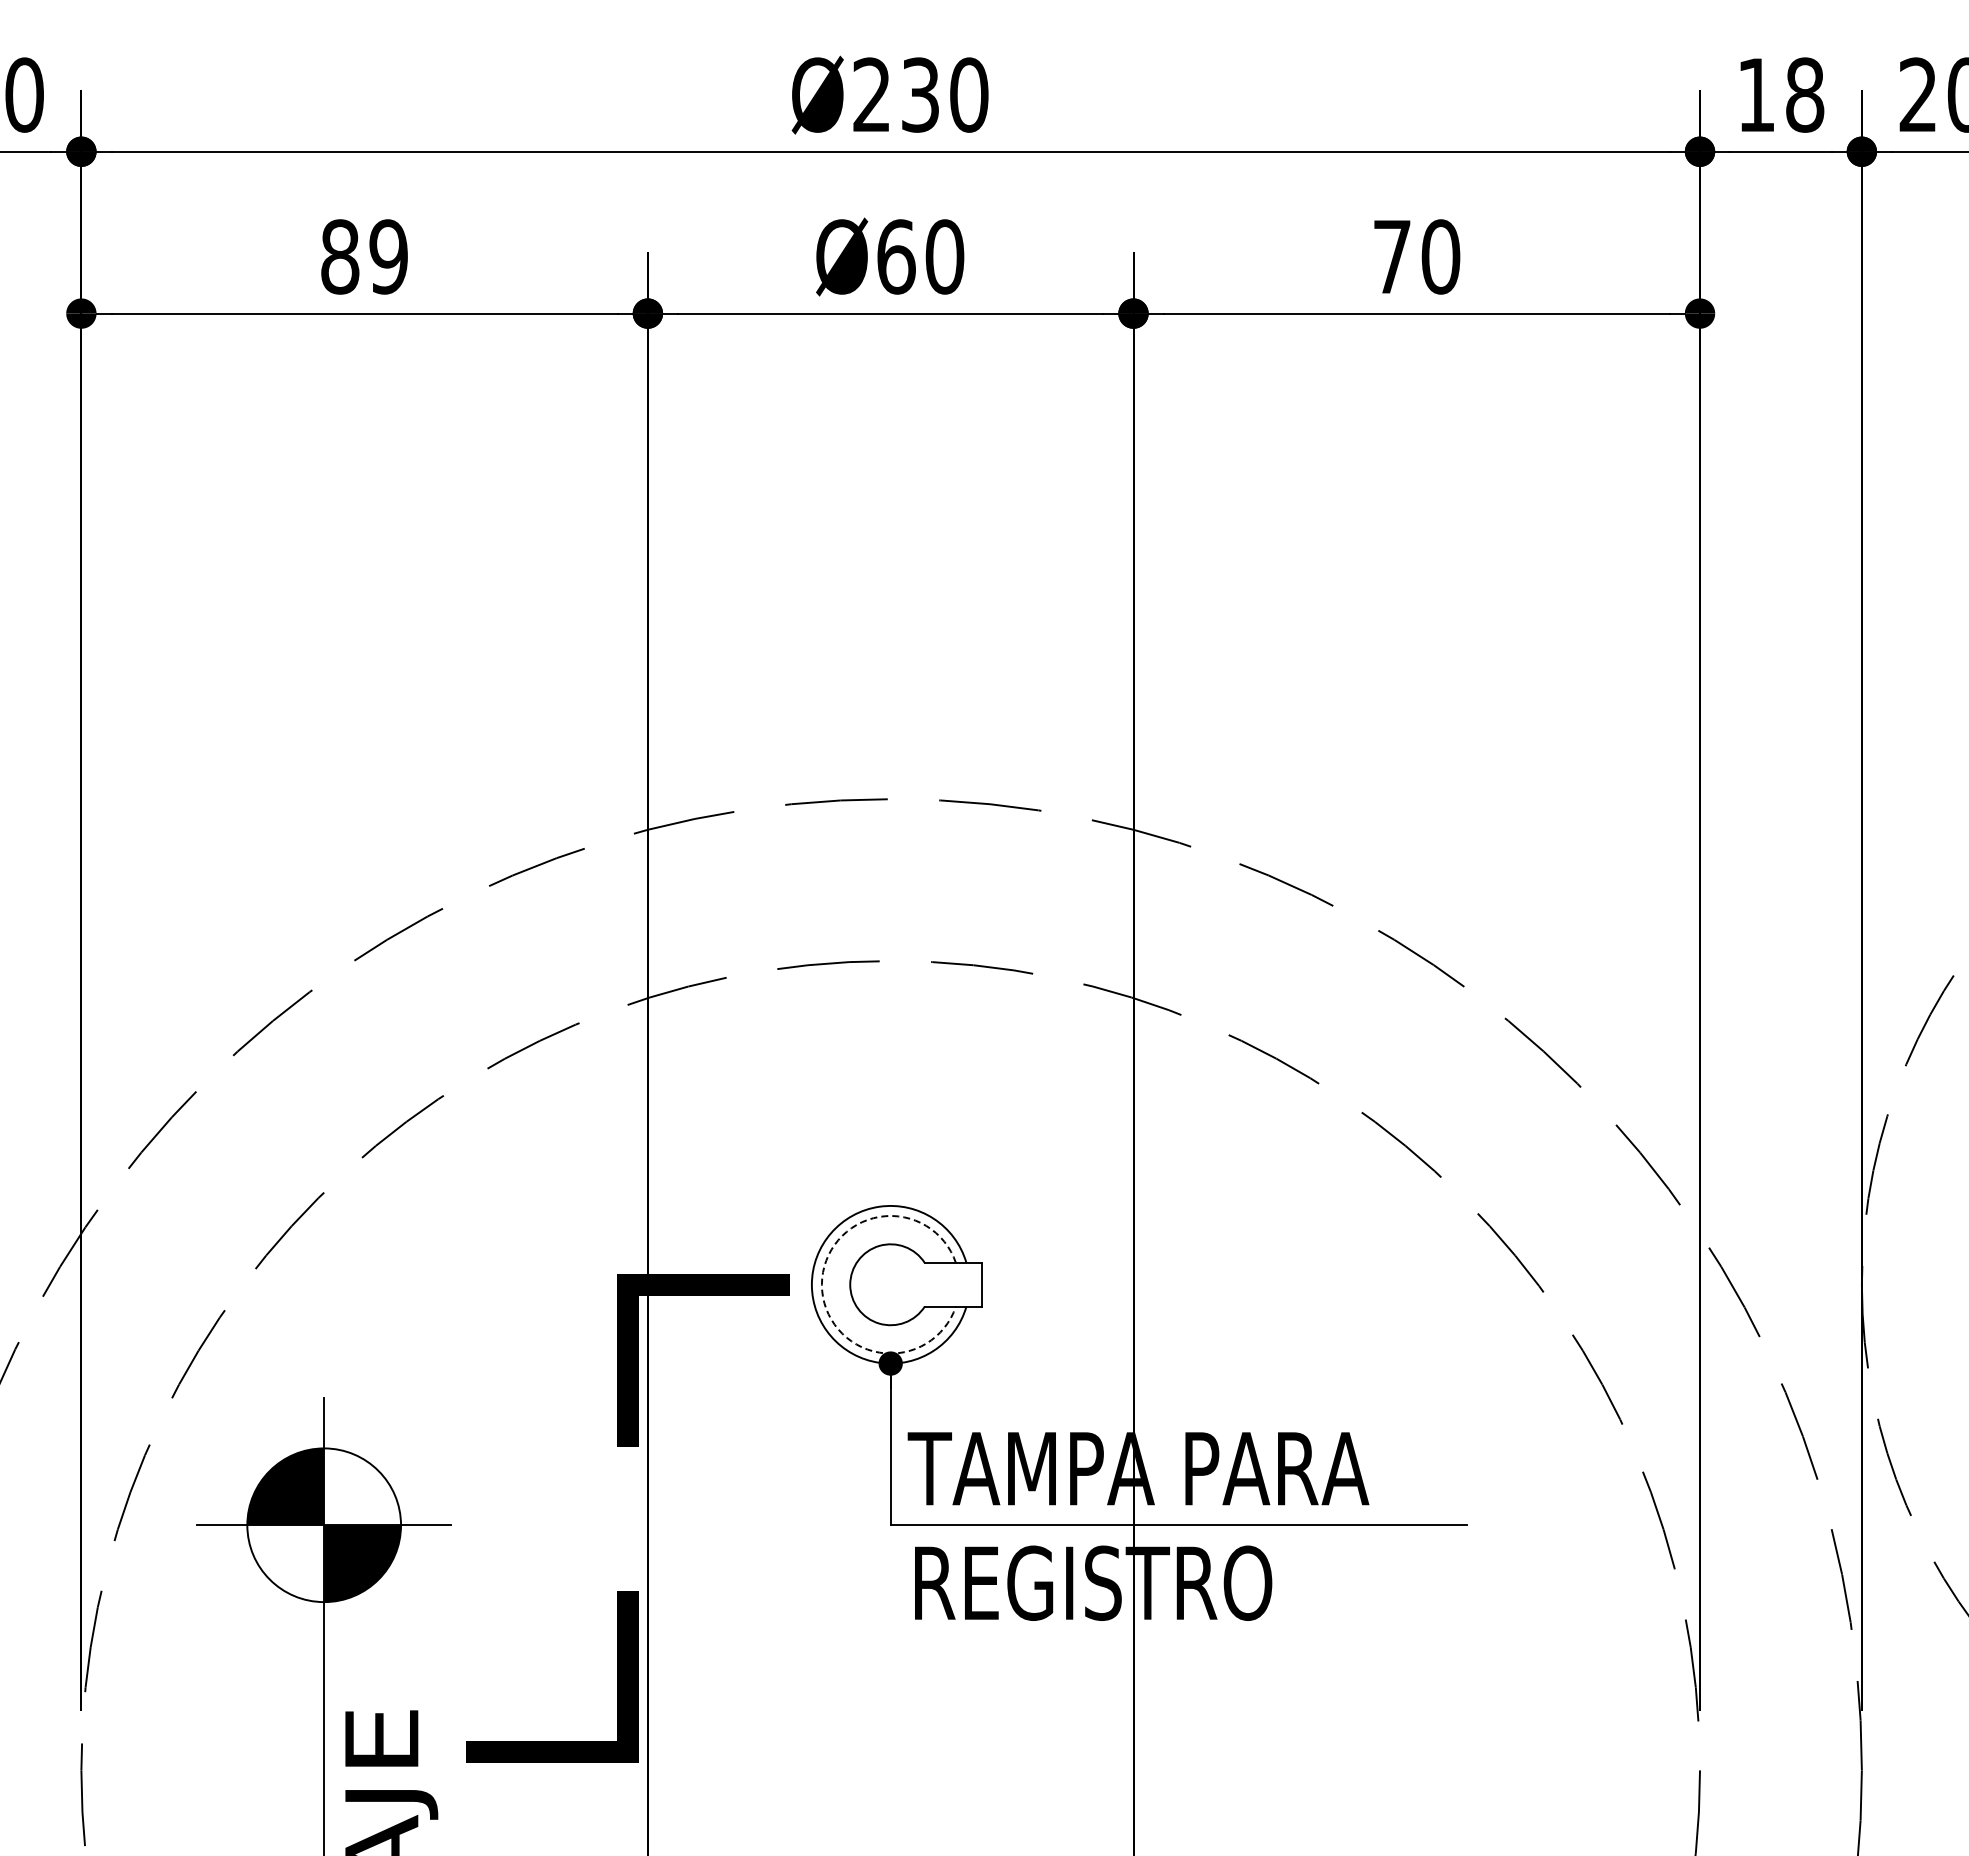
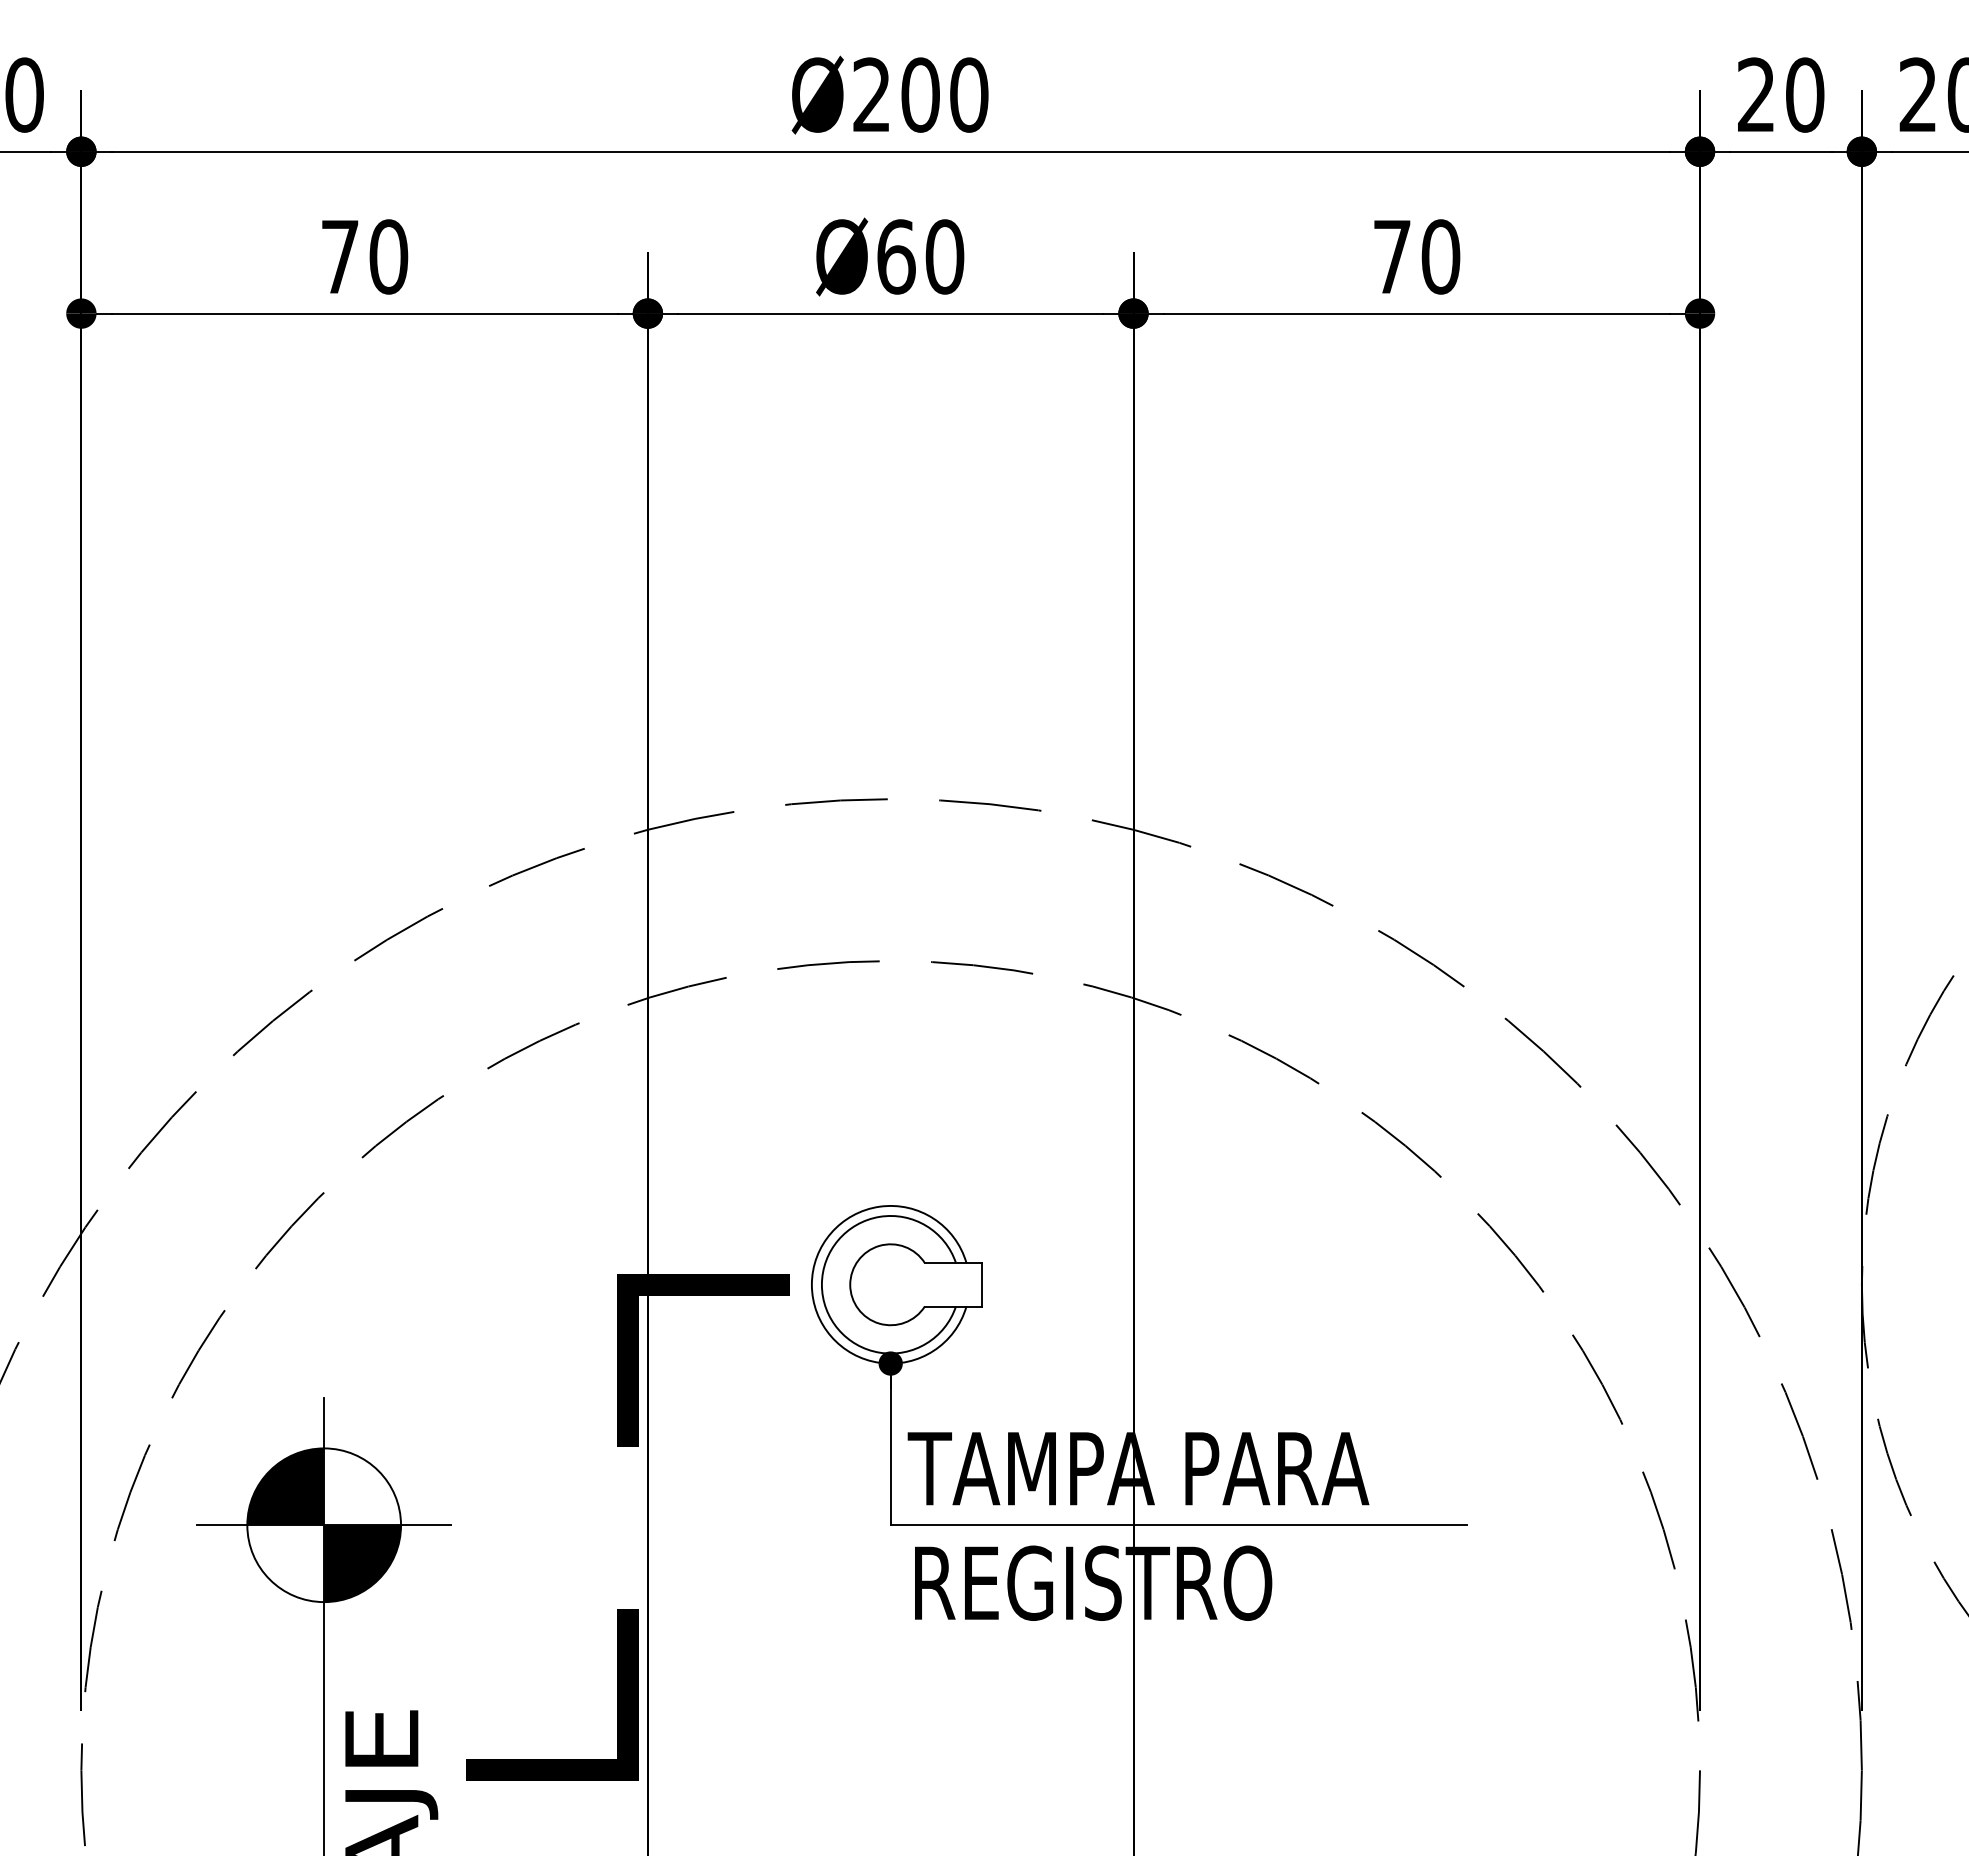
text: Ø230 -> Ø200 (920, 94)
text: 18 -> 20 (1781, 94)
text: 89 -> 70 (364, 256)
arc: dashed -> solid (821, 1284)
line position: (617, 1676) -> (617, 1694) (617, 1694)
